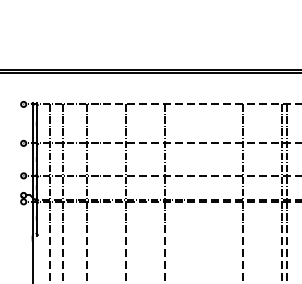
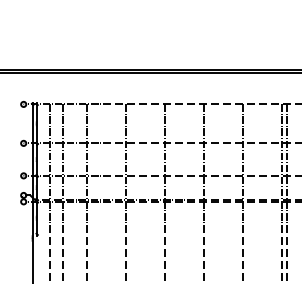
line: none -> present (204, 192)
